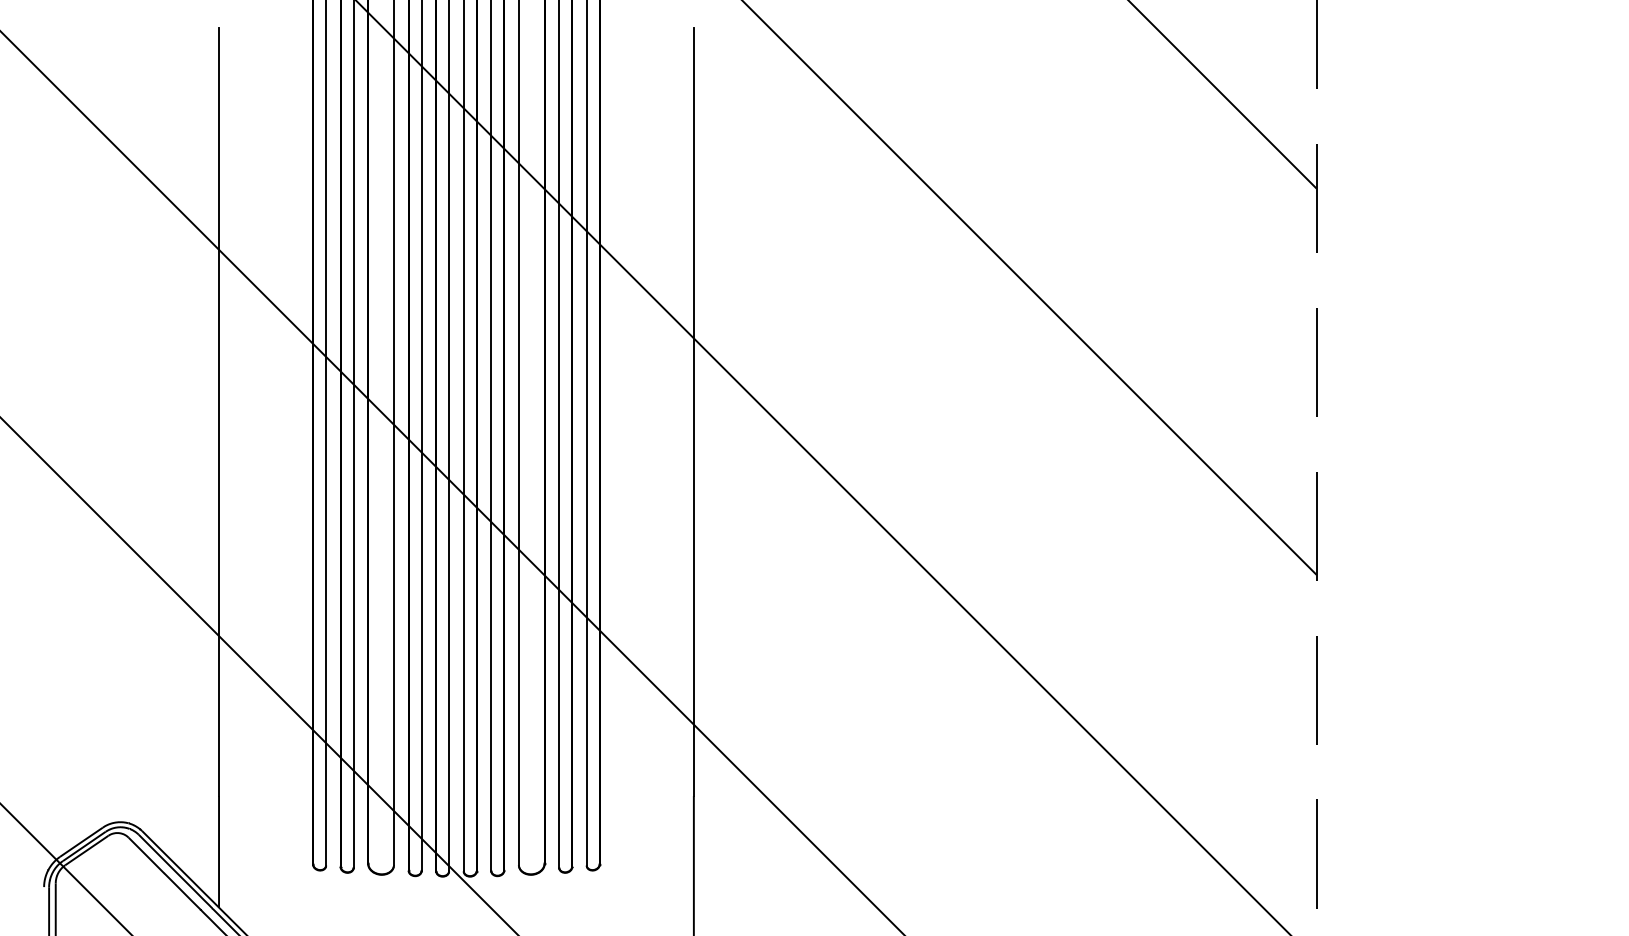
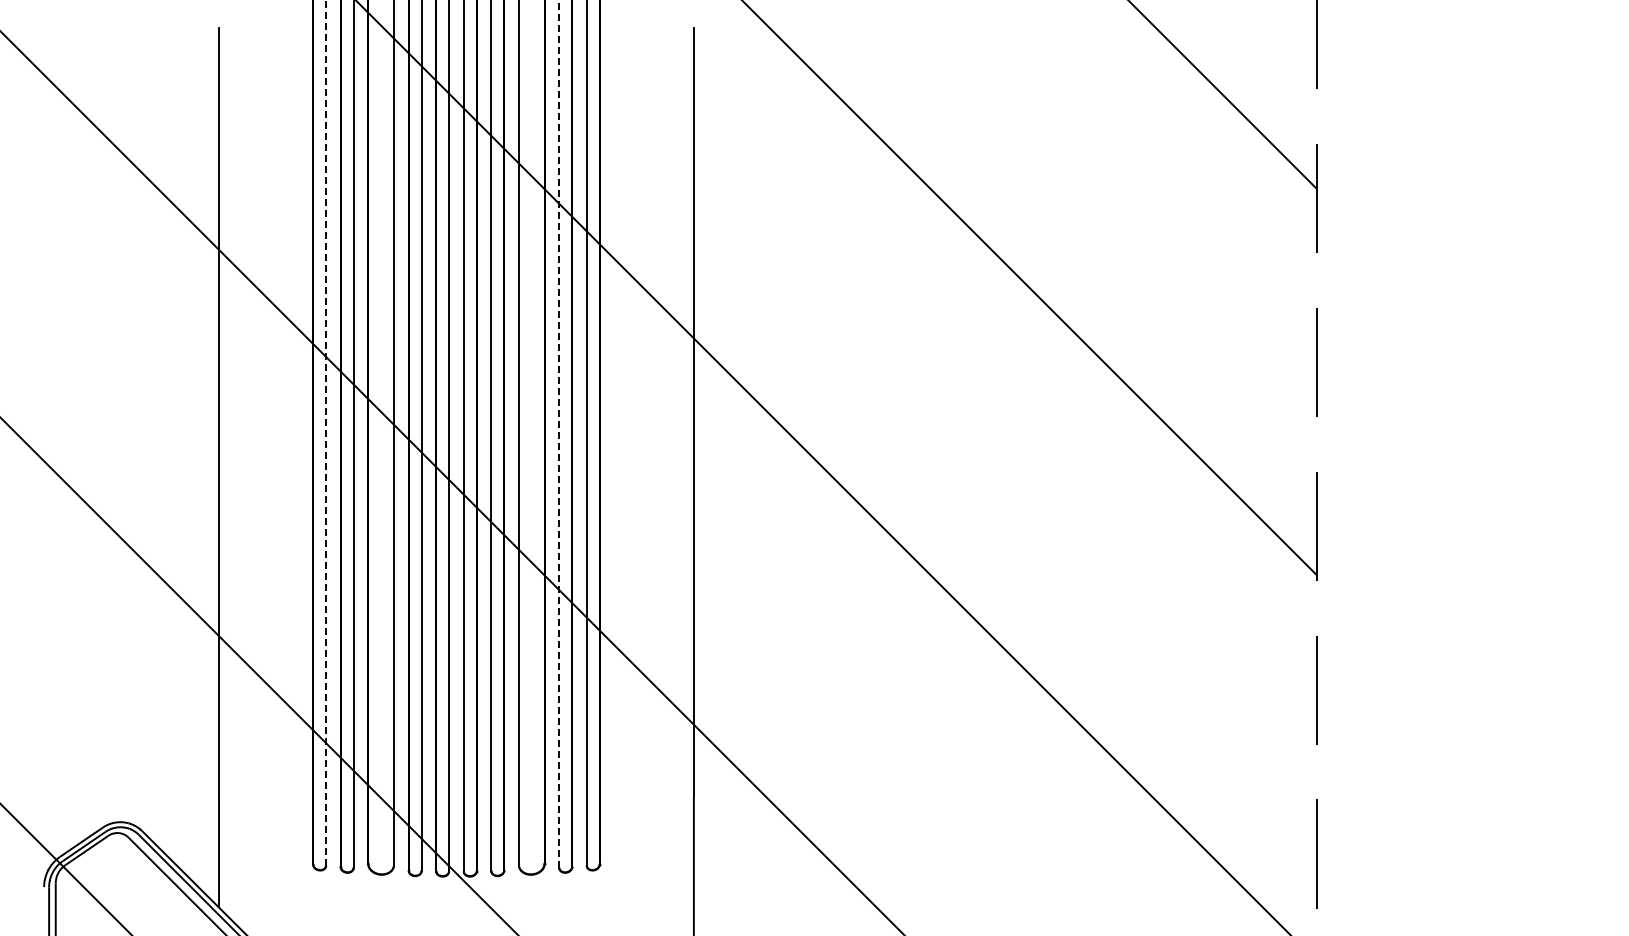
line: solid -> dashed (326, 432)
line: solid -> dashed (559, 434)
